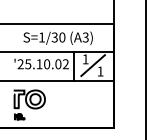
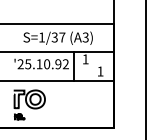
text: S=1/30 -> S=1/37 (62, 37)
text: '25.10.02 -> '25.10.92 (58, 64)
line: present -> none (92, 65)
